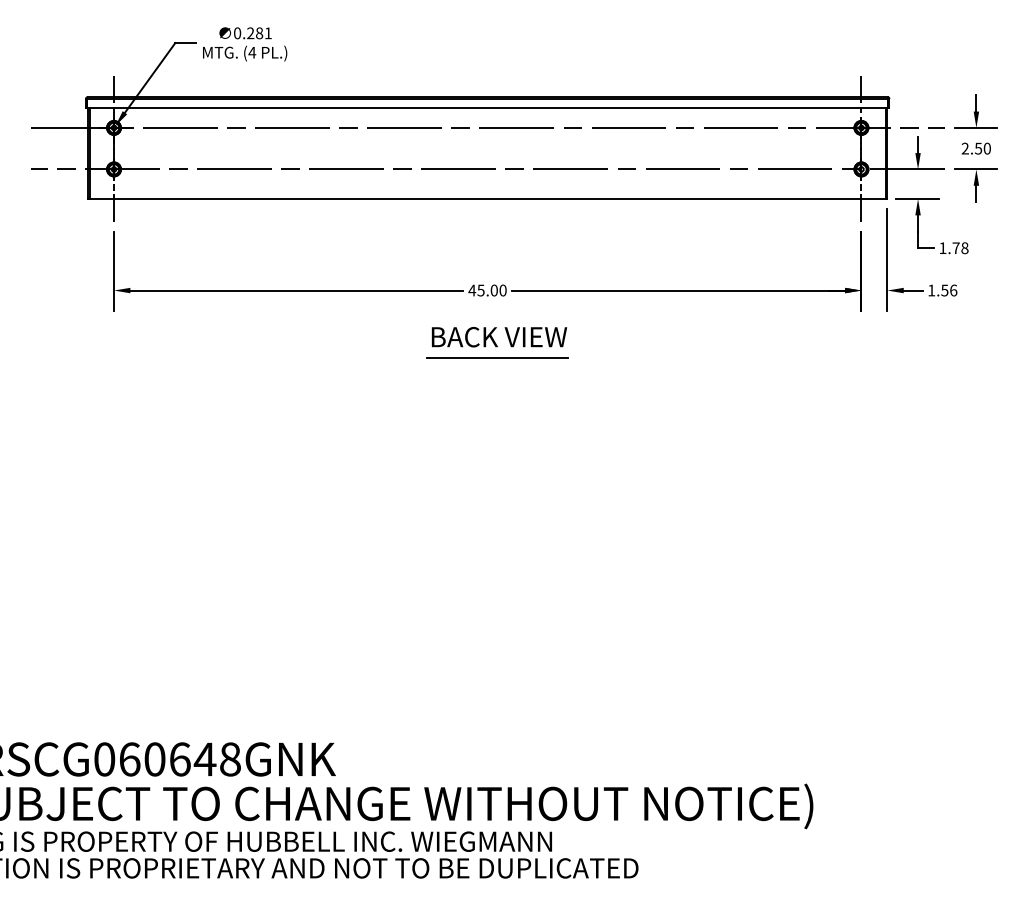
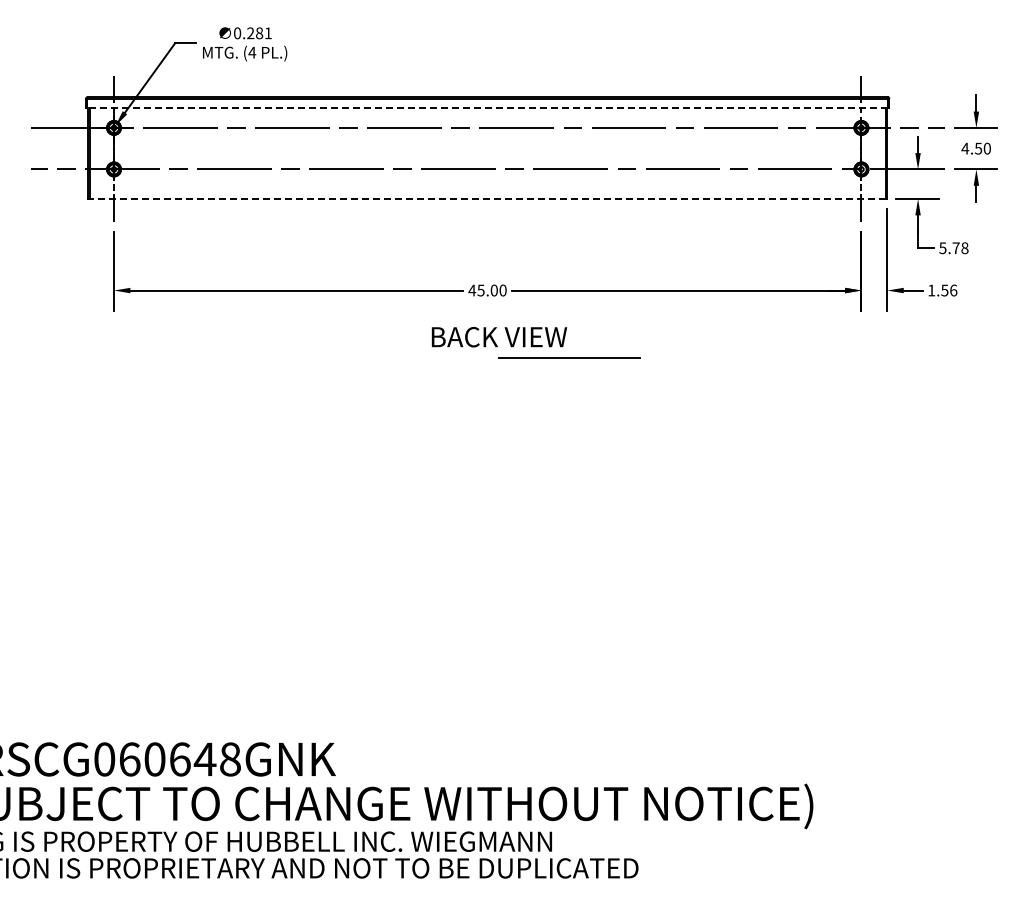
line: solid -> dashed (487, 107)
text: 2.50 -> 4.50 (965, 148)
line: solid -> dashed (487, 199)
text: 1.78 -> 5.78 (942, 248)
line position: (497, 357) -> (569, 357) (569, 357)
